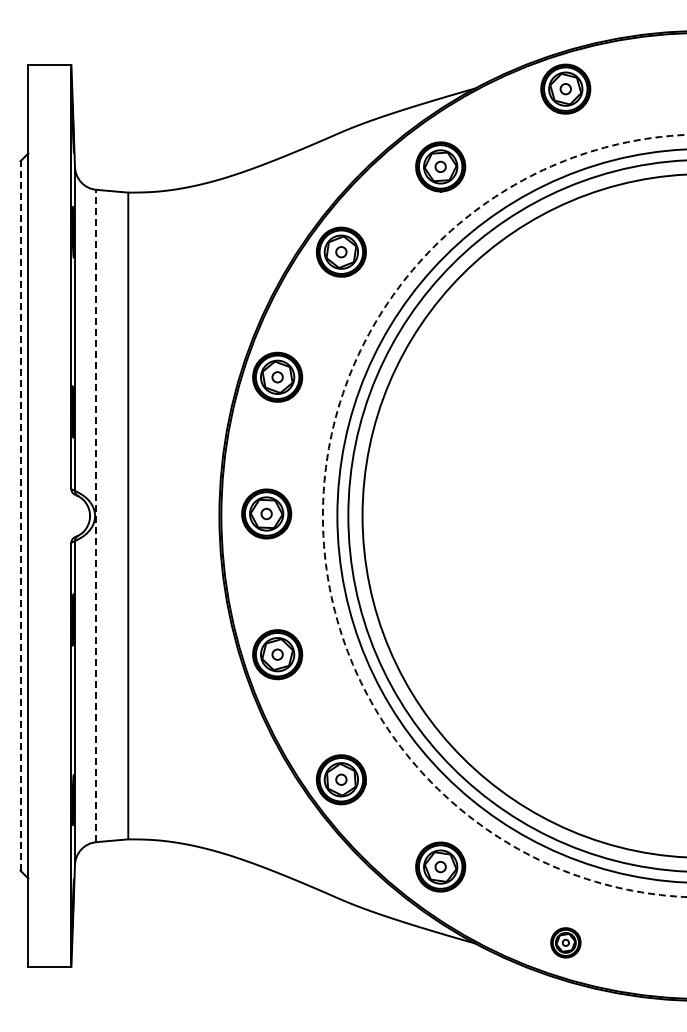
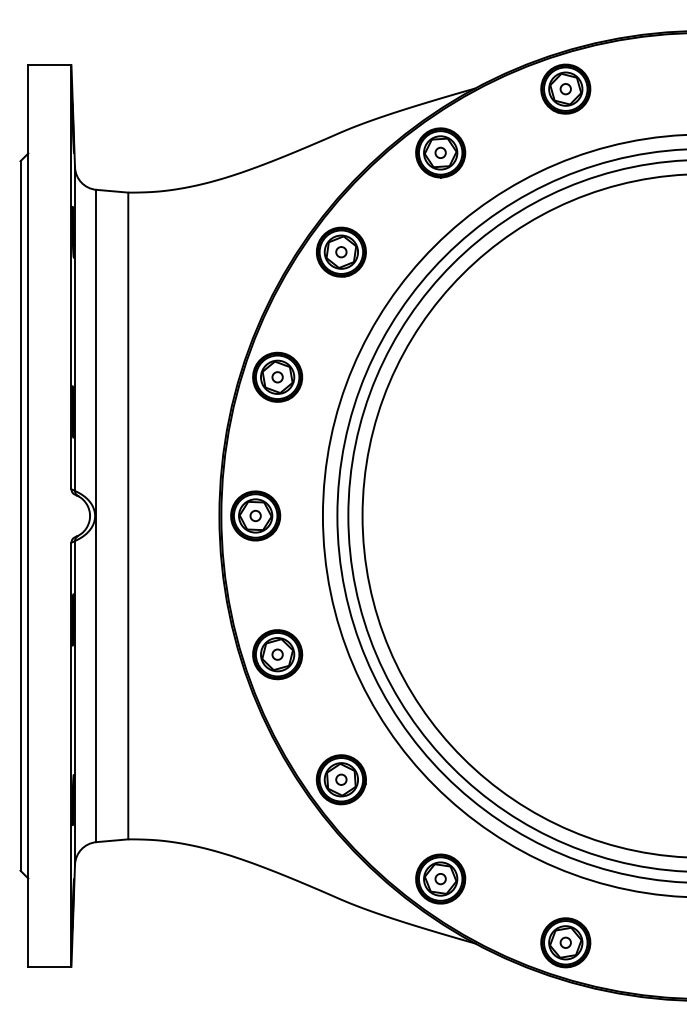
part position: (440, 166) -> (440, 152) (440, 152)
part position: (266, 513) -> (255, 515) (255, 515)
line: dashed -> solid (20, 515)
line: dashed -> solid (96, 515)
circle: dashed -> solid (504, 515)
part position: (440, 866) -> (440, 878) (440, 878)
part size: 32x32 px -> 52x52 px (565, 942)
